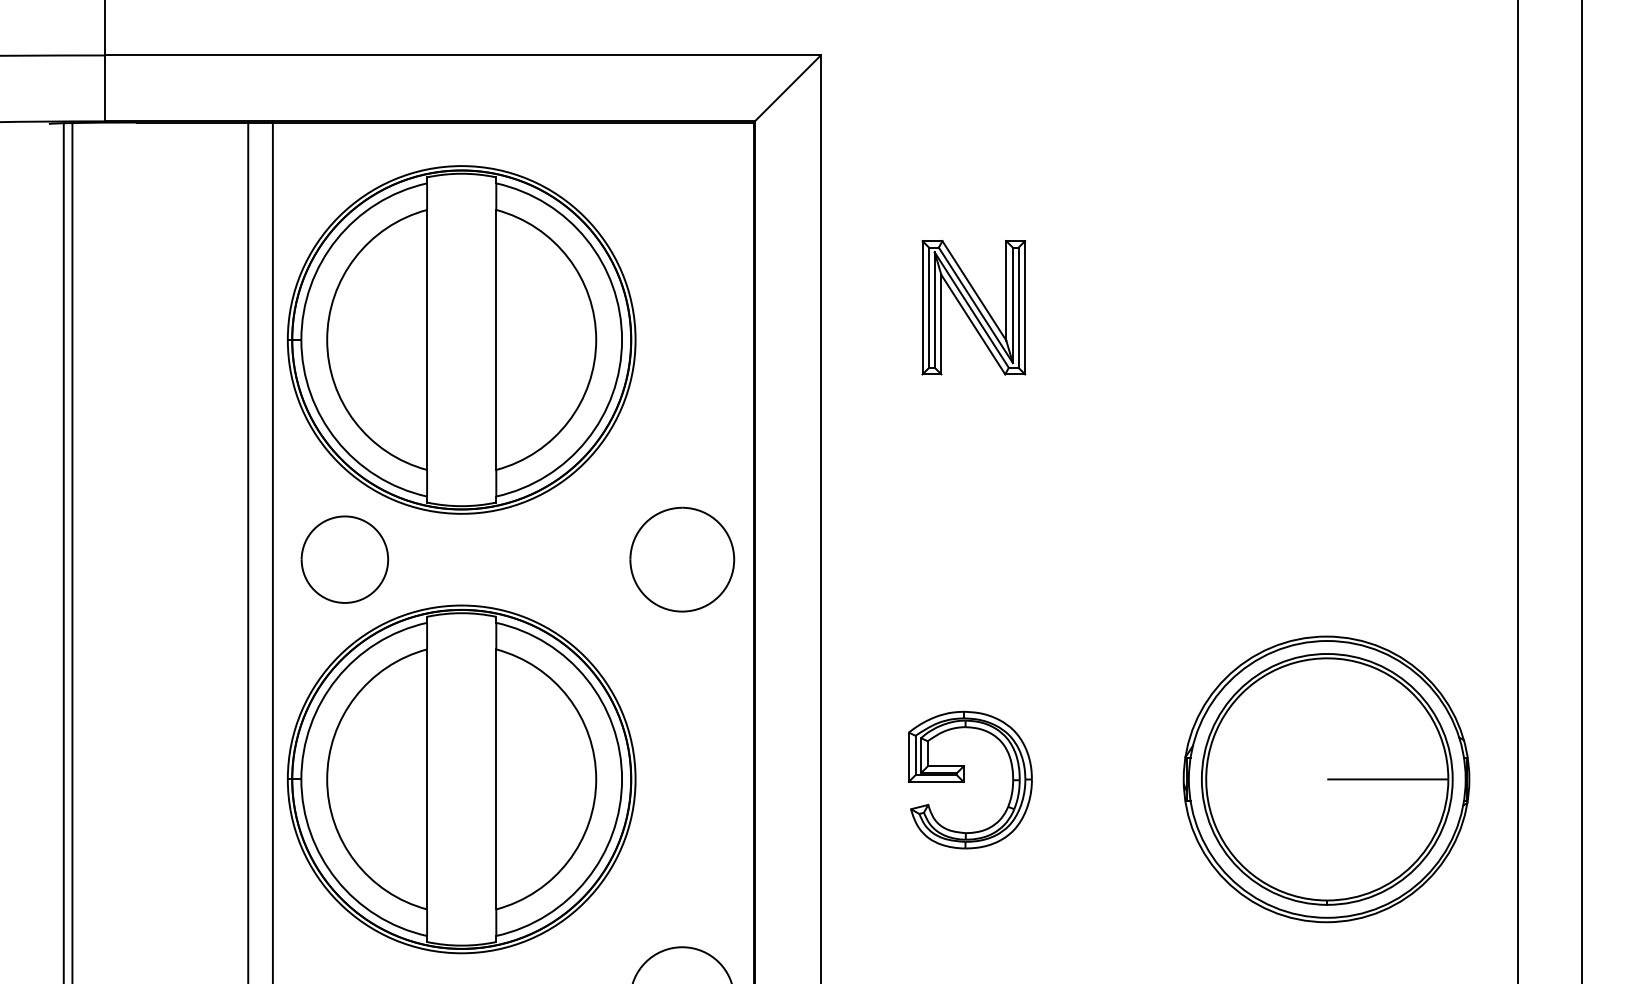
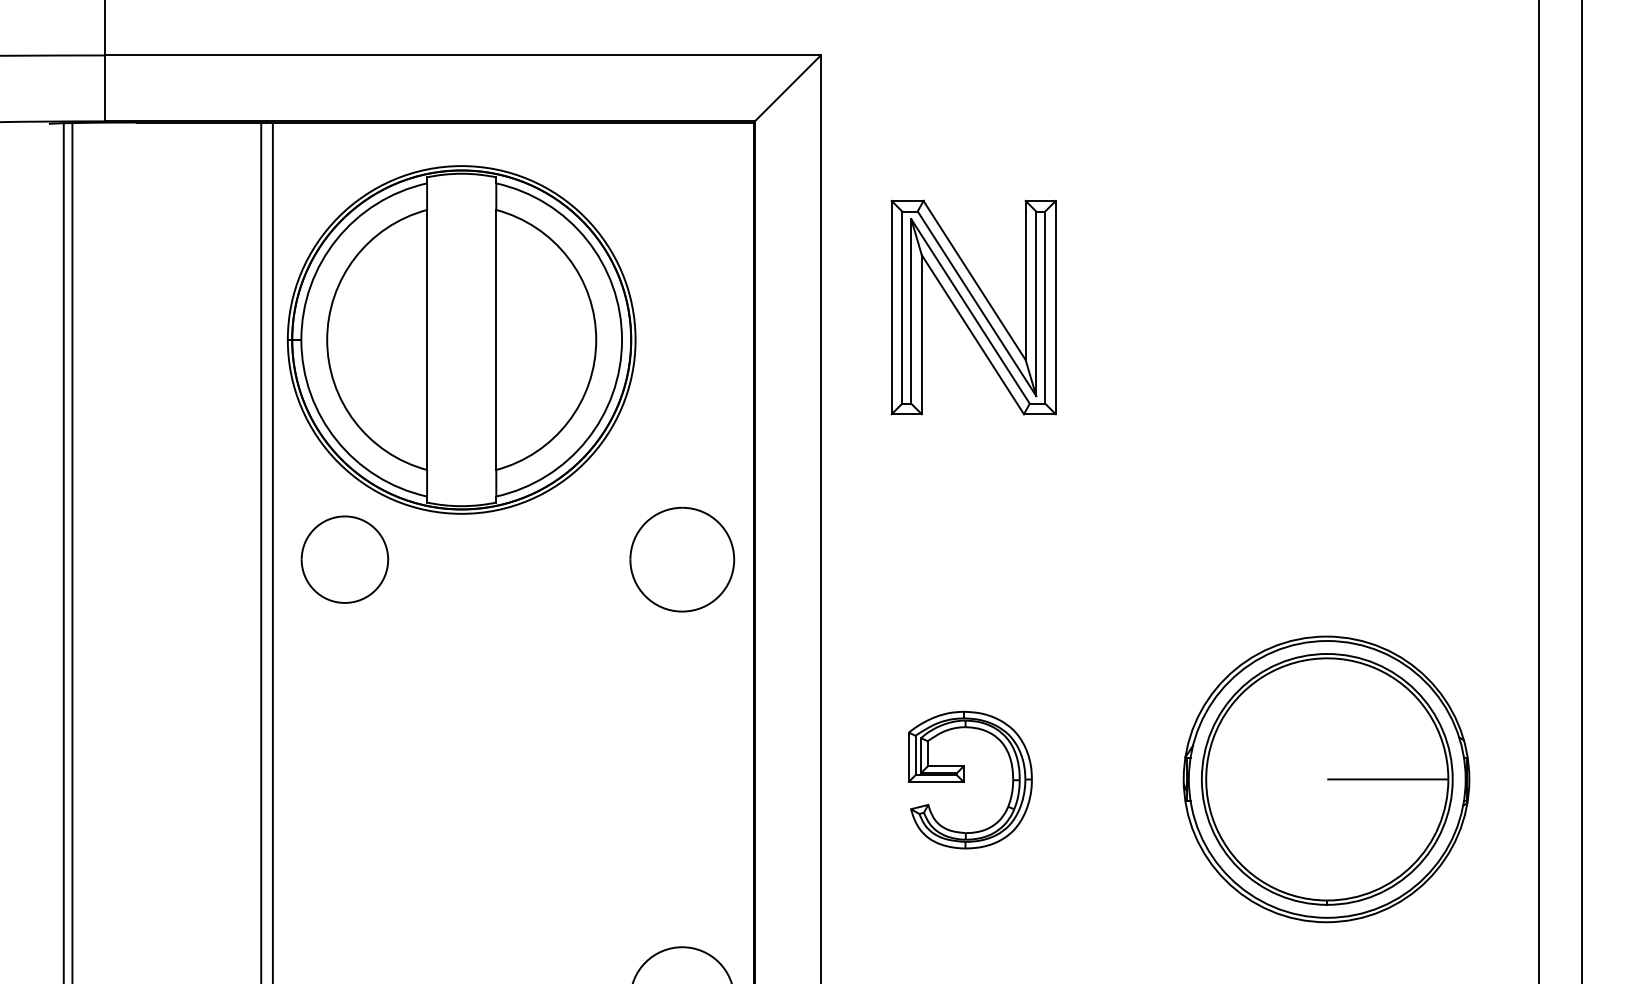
part size: 106x136 px -> 167x217 px (973, 307)
line position: (1518, 491) -> (1539, 491) (1539, 491)
line position: (248, 551) -> (261, 551) (261, 551)
part: present -> none (461, 779)
